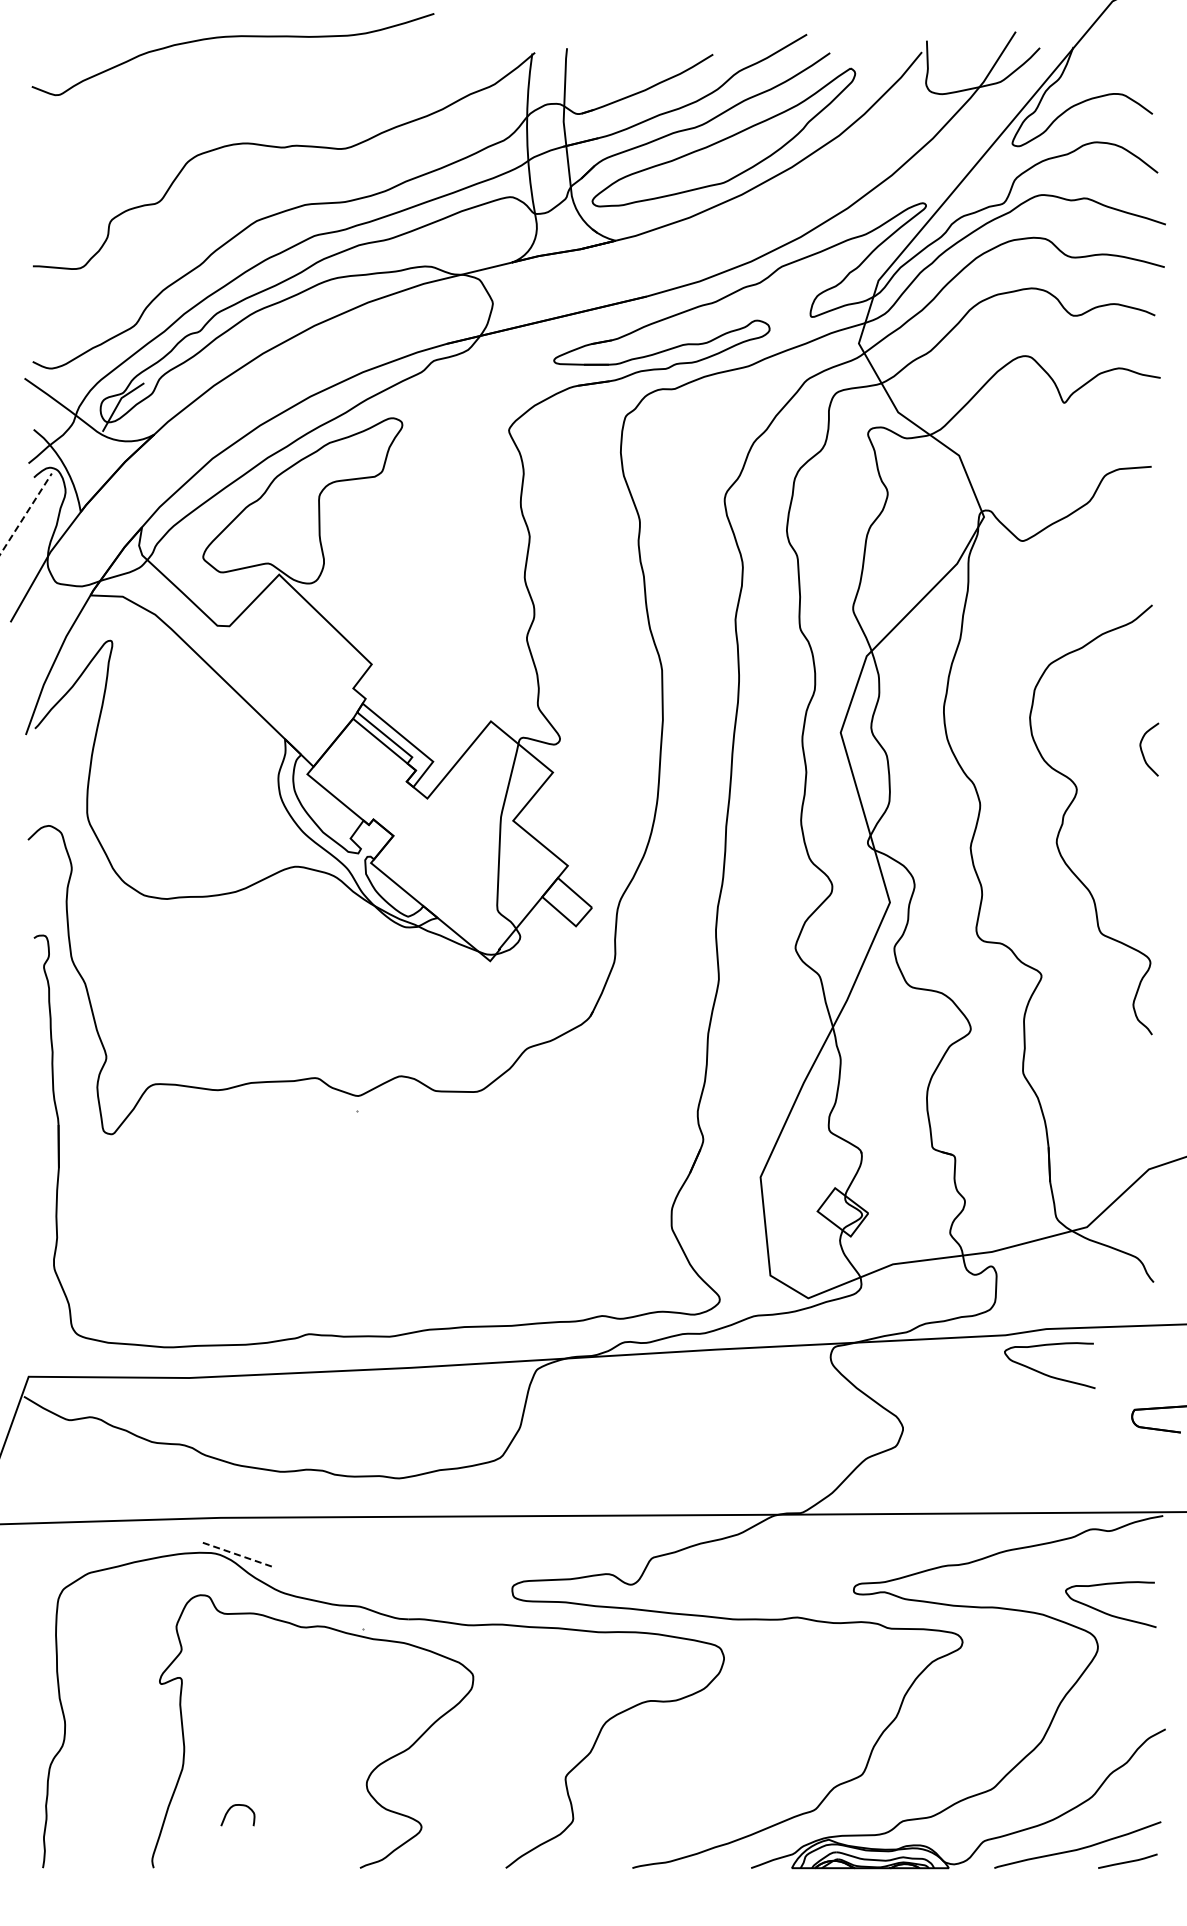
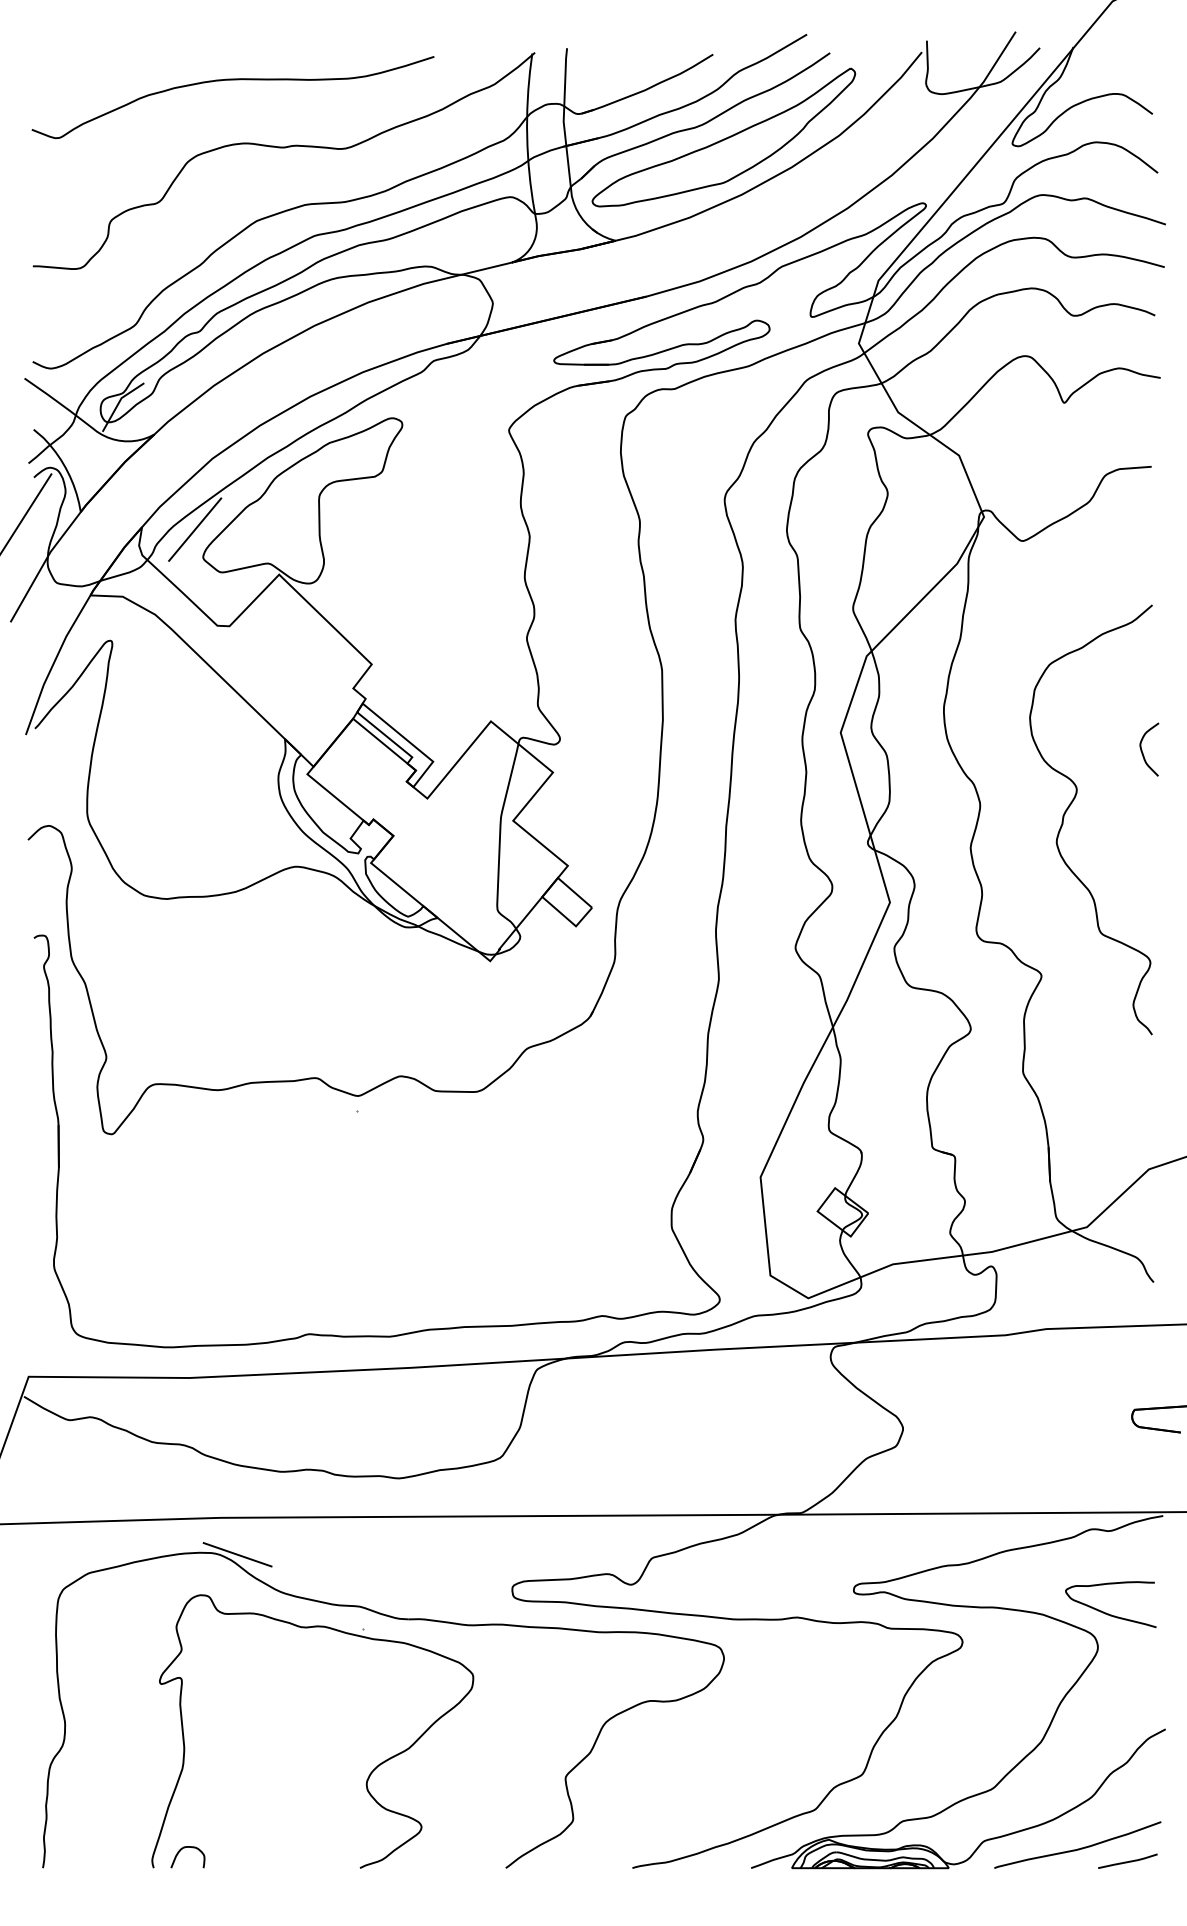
curve position: (232, 37) -> (232, 80) (232, 80)
line: dashed -> solid (26, 513)
line: none -> present (195, 529)
curve: present -> none (1045, 1373)
line: dashed -> solid (238, 1555)
curve position: (231, 1808) -> (181, 1850) (181, 1850)
